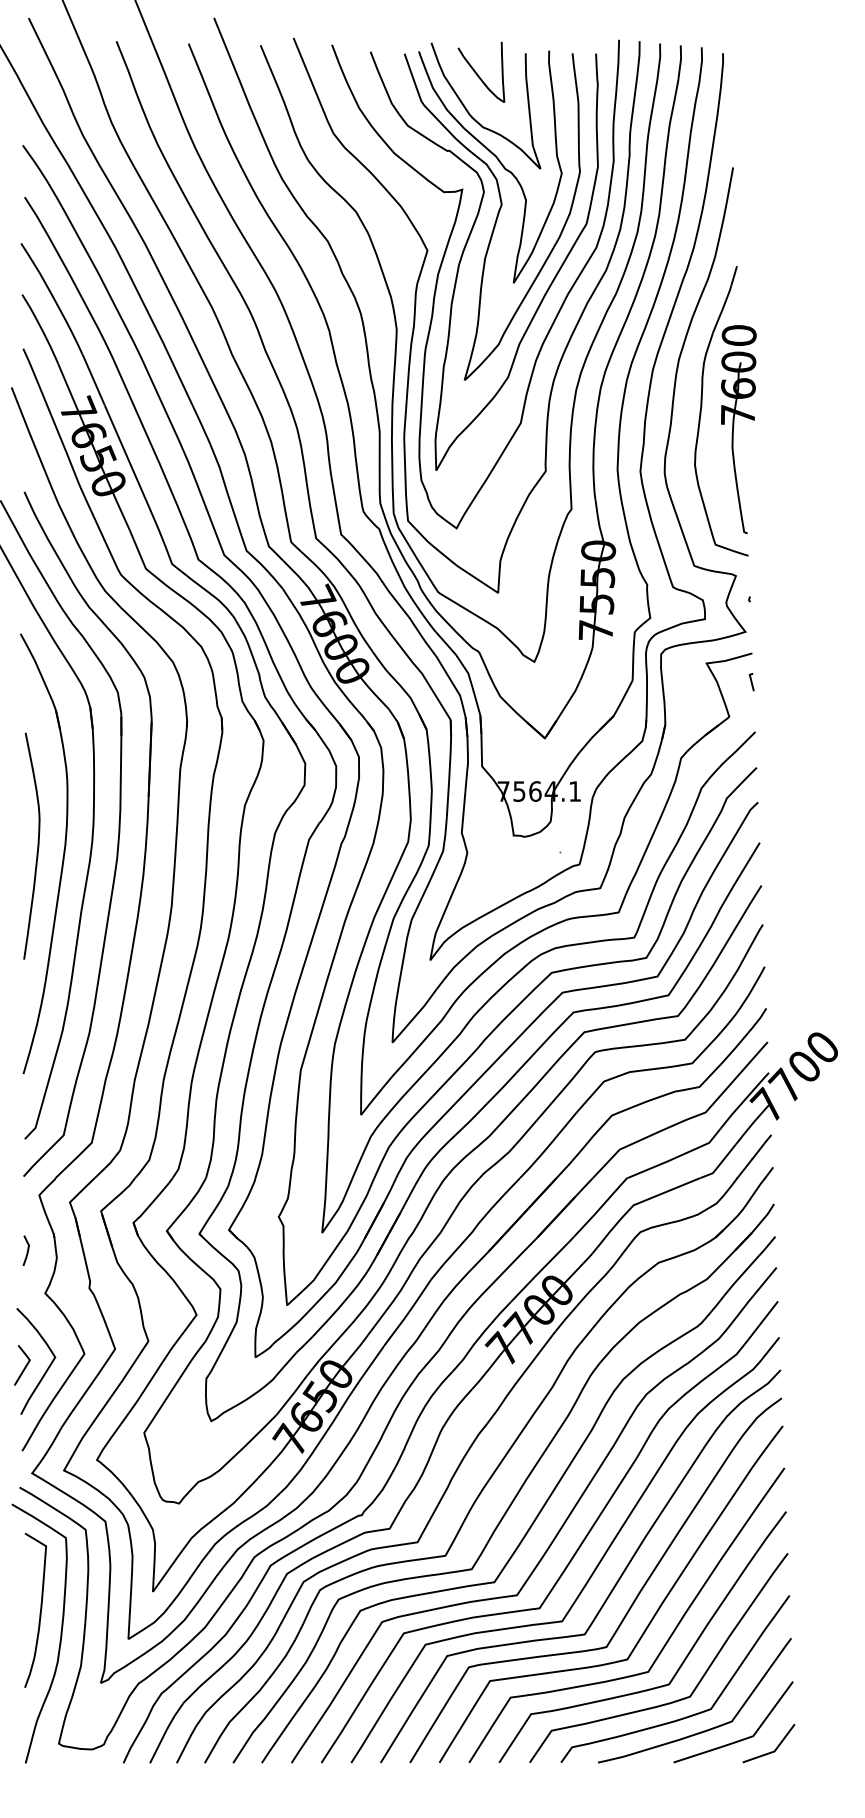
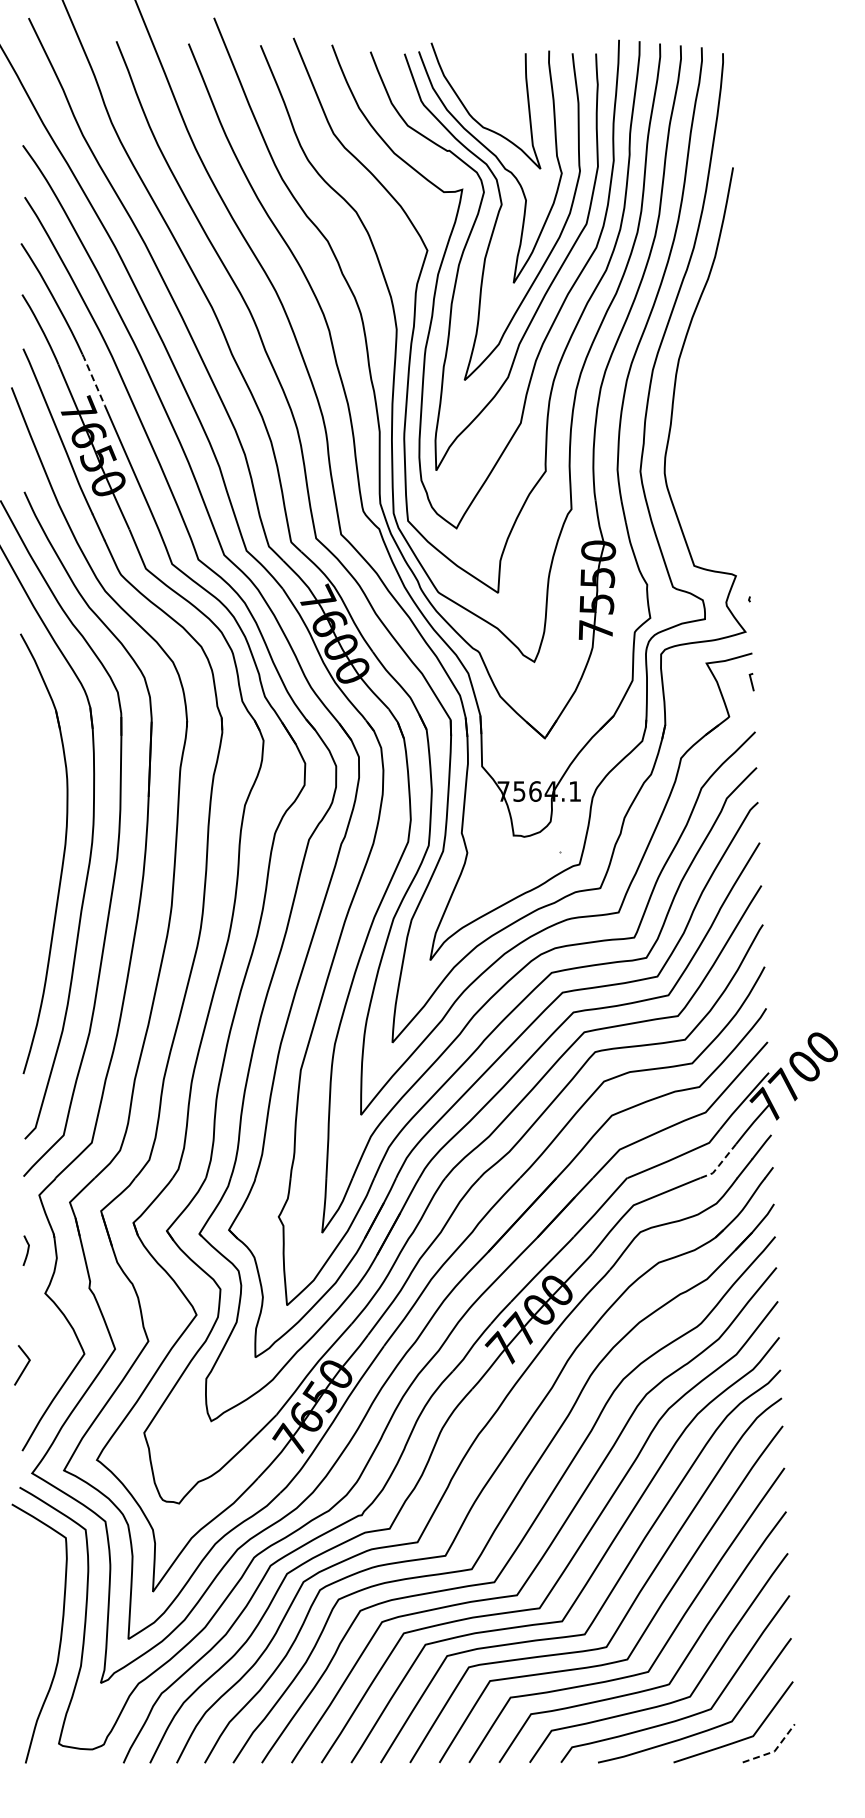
curve: present -> none (478, 74)
line: solid -> dashed (93, 379)
part: present -> none (725, 411)
curve: present -> none (37, 845)
line: solid -> dashed (719, 1165)
curve: present -> none (47, 1367)
curve: present -> none (40, 1609)
line: solid -> dashed (774, 1751)
